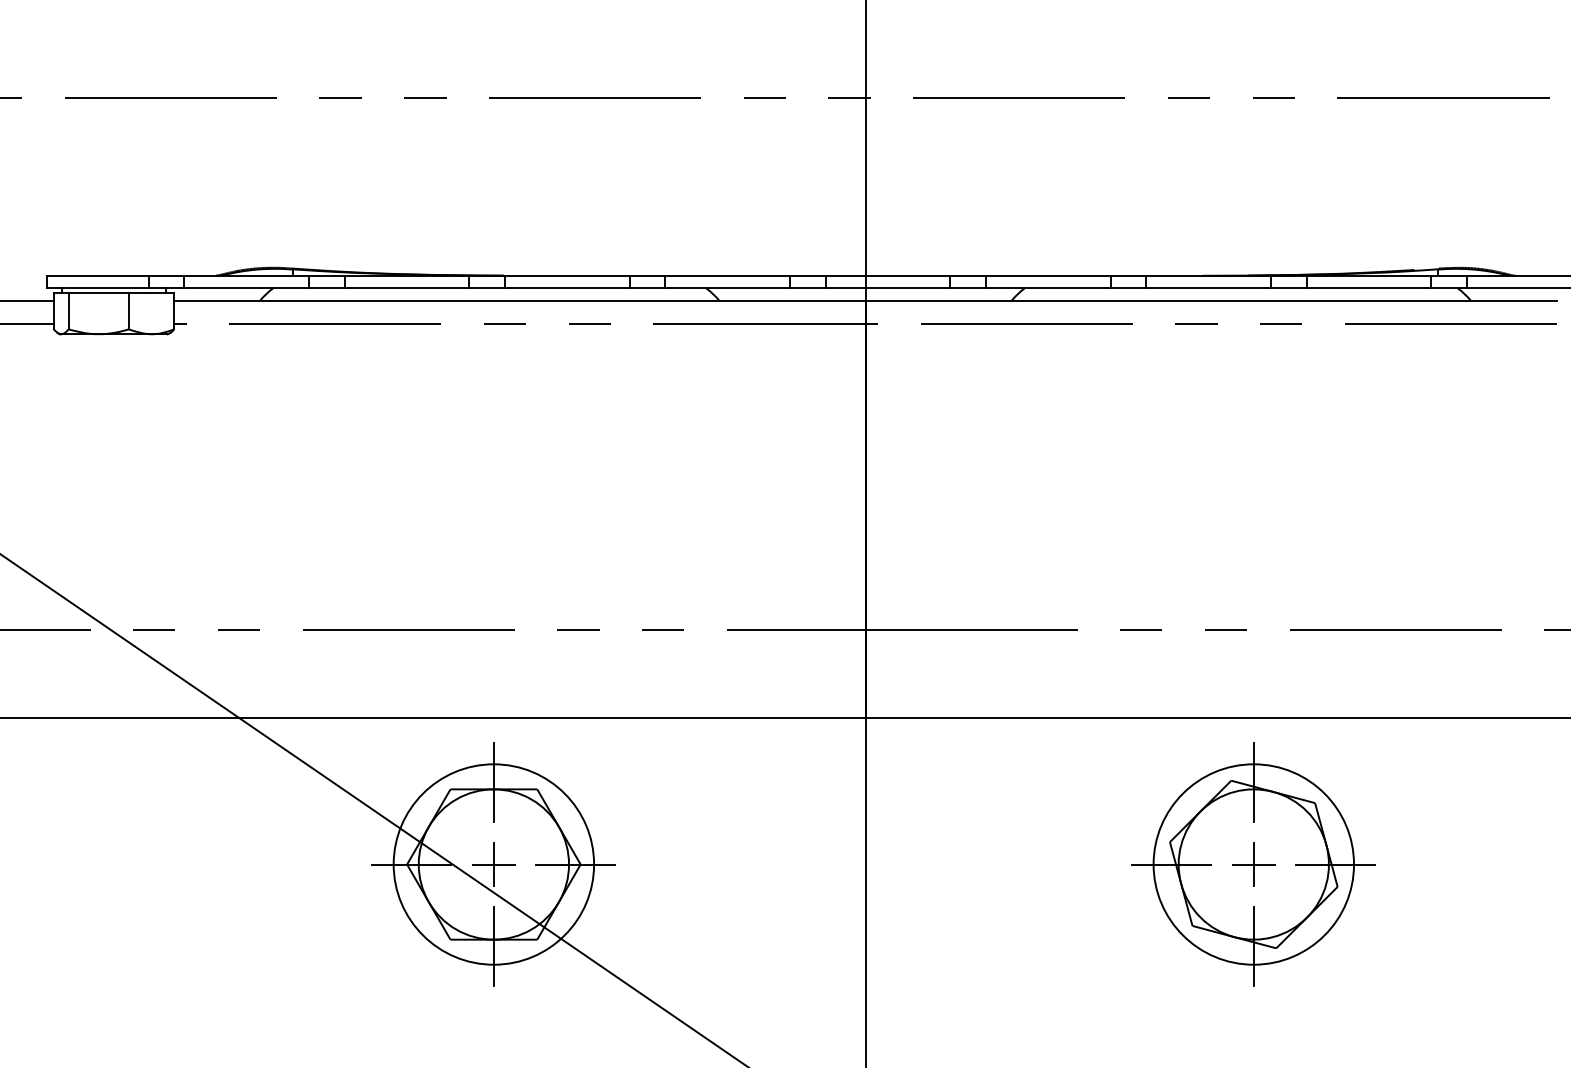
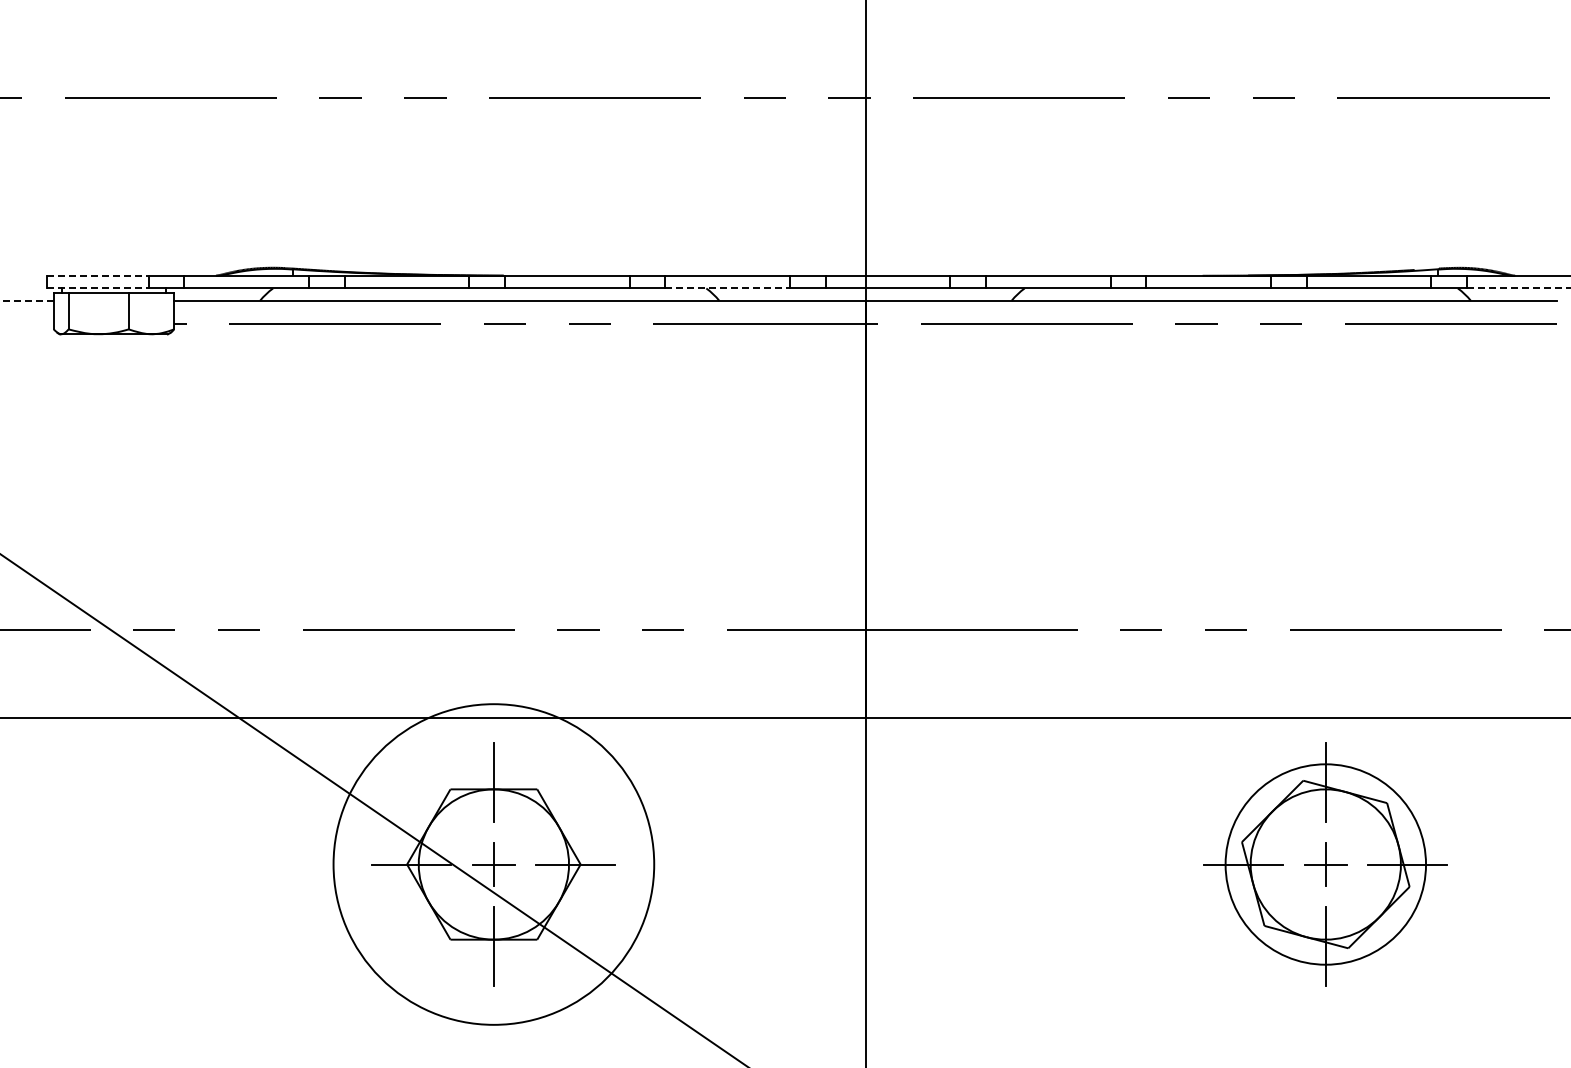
line: solid -> dashed (97, 275)
line: solid -> dashed (97, 288)
line: solid -> dashed (728, 288)
line: solid -> dashed (1518, 288)
line: solid -> dashed (26, 300)
line: present -> none (27, 324)
circle diameter: 200 px -> 321 px (493, 864)
part position: (1253, 864) -> (1325, 864) (1325, 864)
